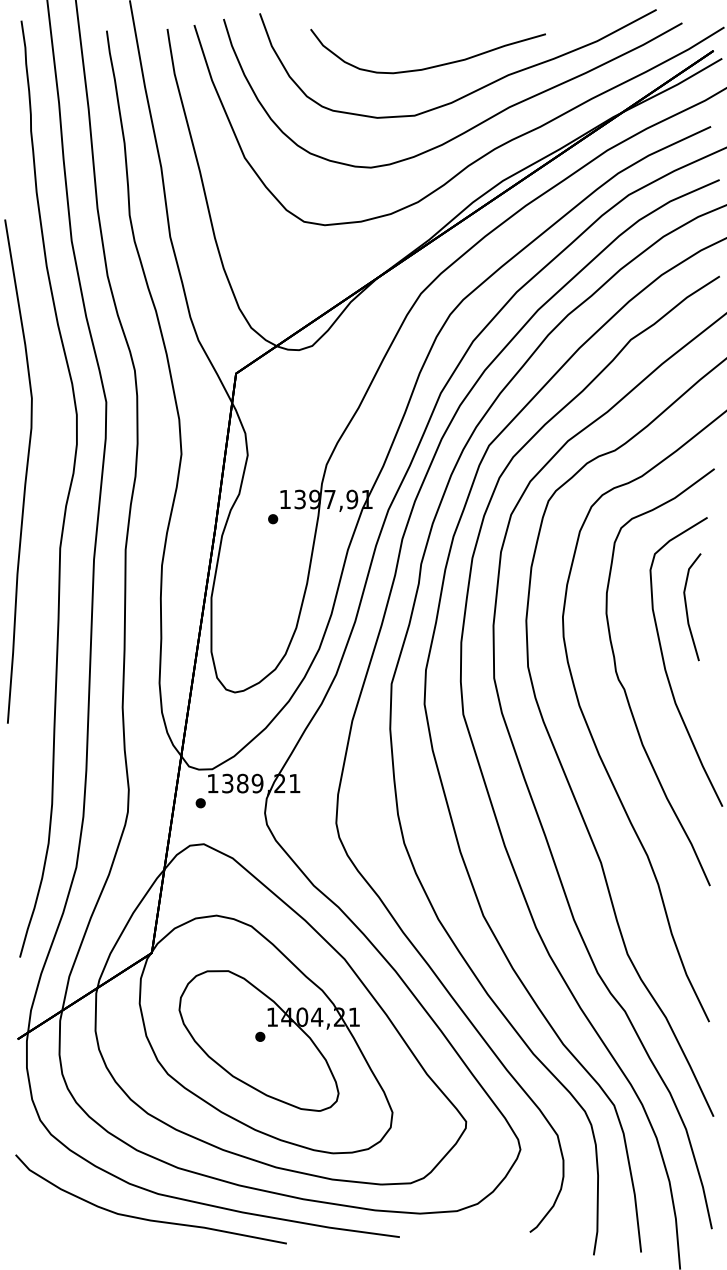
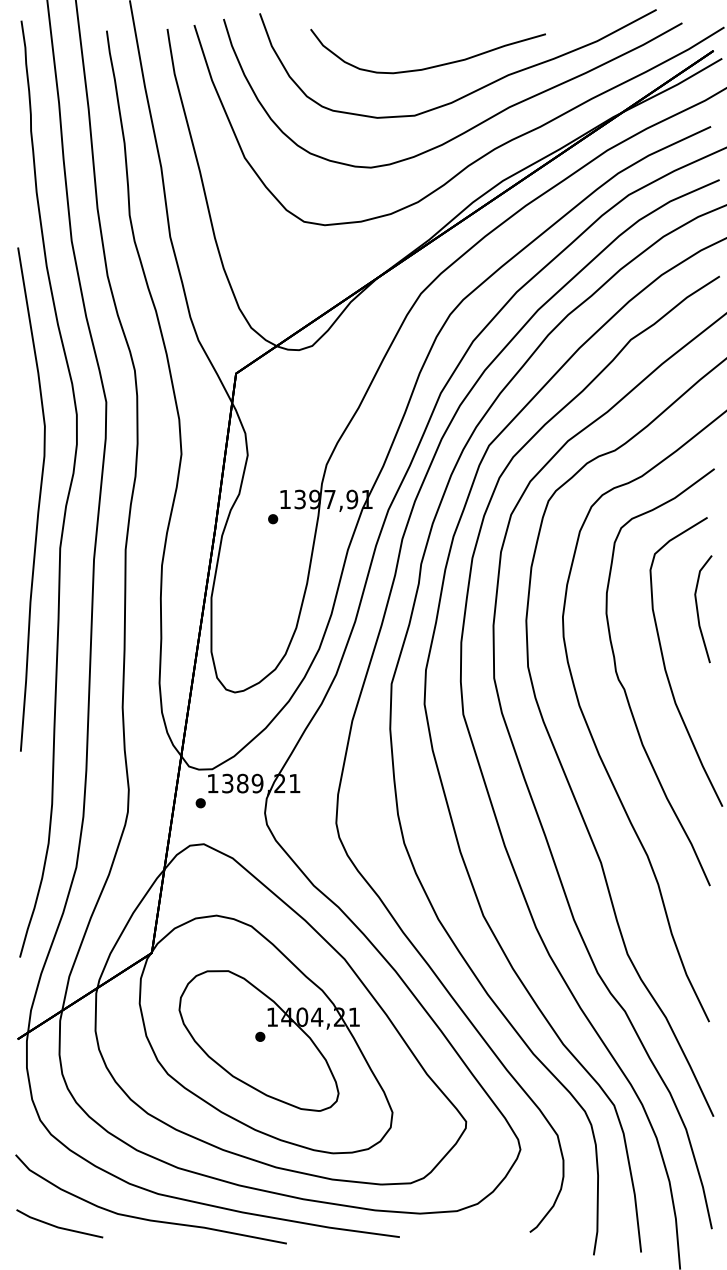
curve position: (25, 471) -> (38, 499) (38, 499)
line position: (687, 607) -> (698, 609) (698, 609)
line: none -> present (59, 1226)
